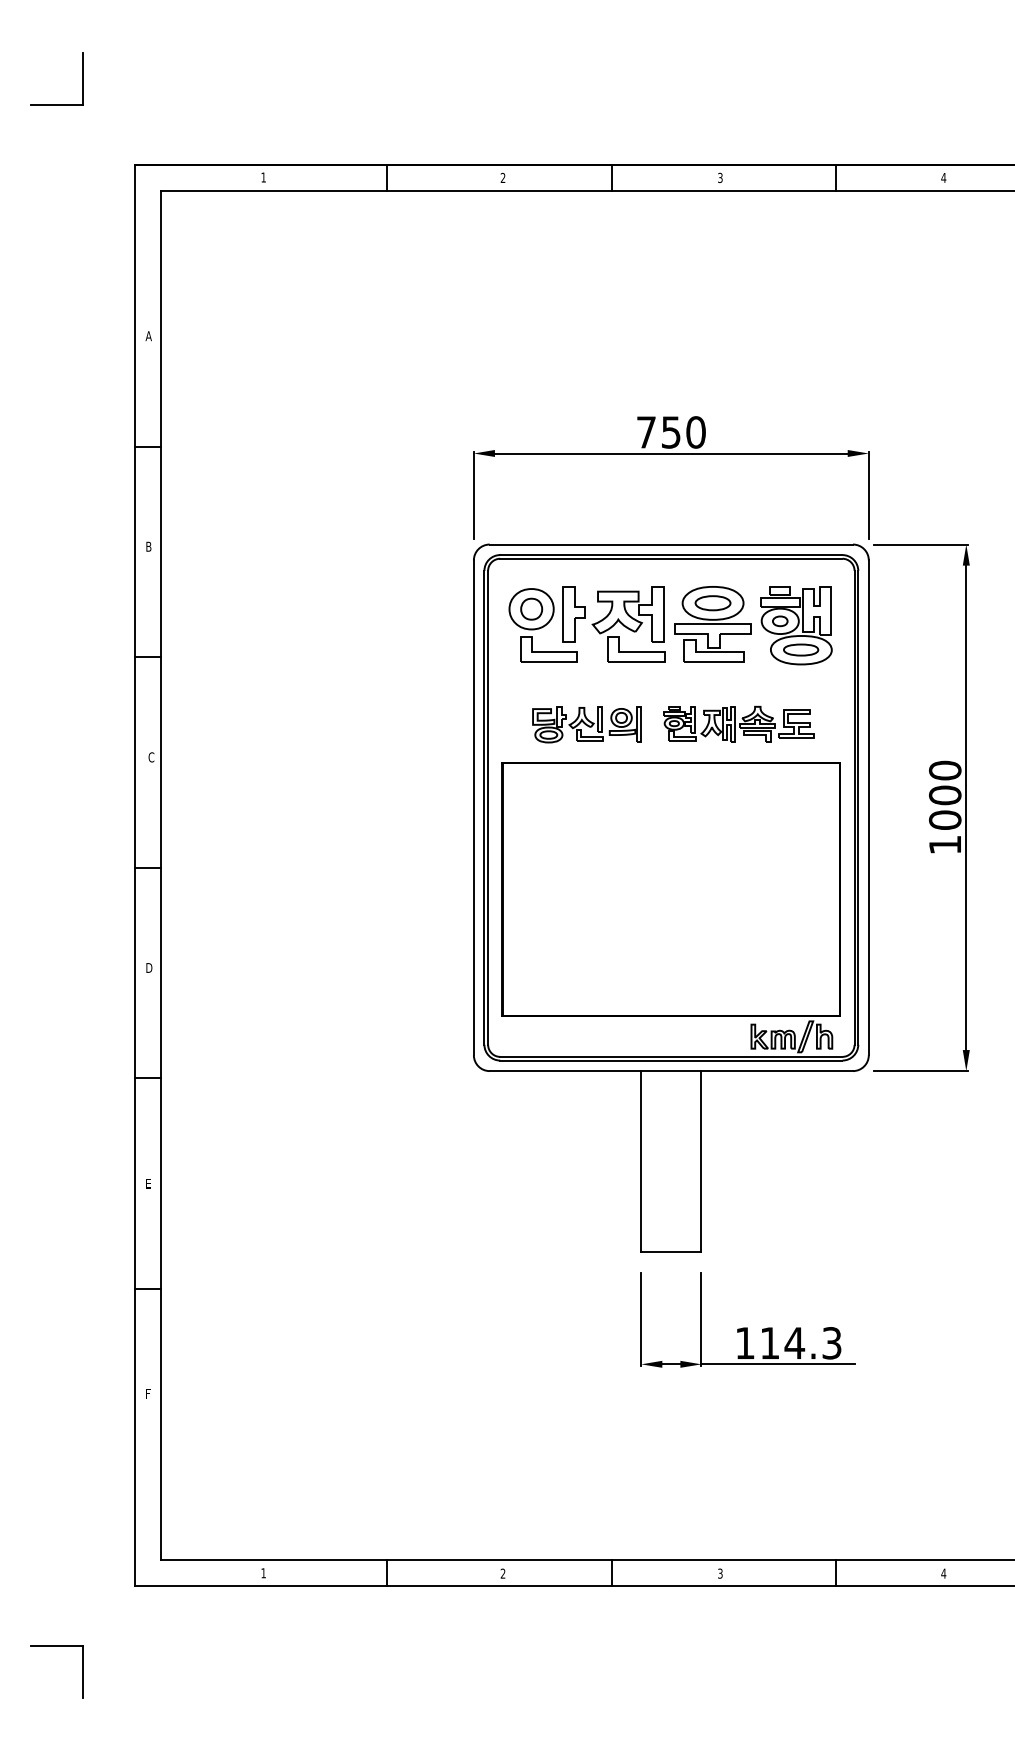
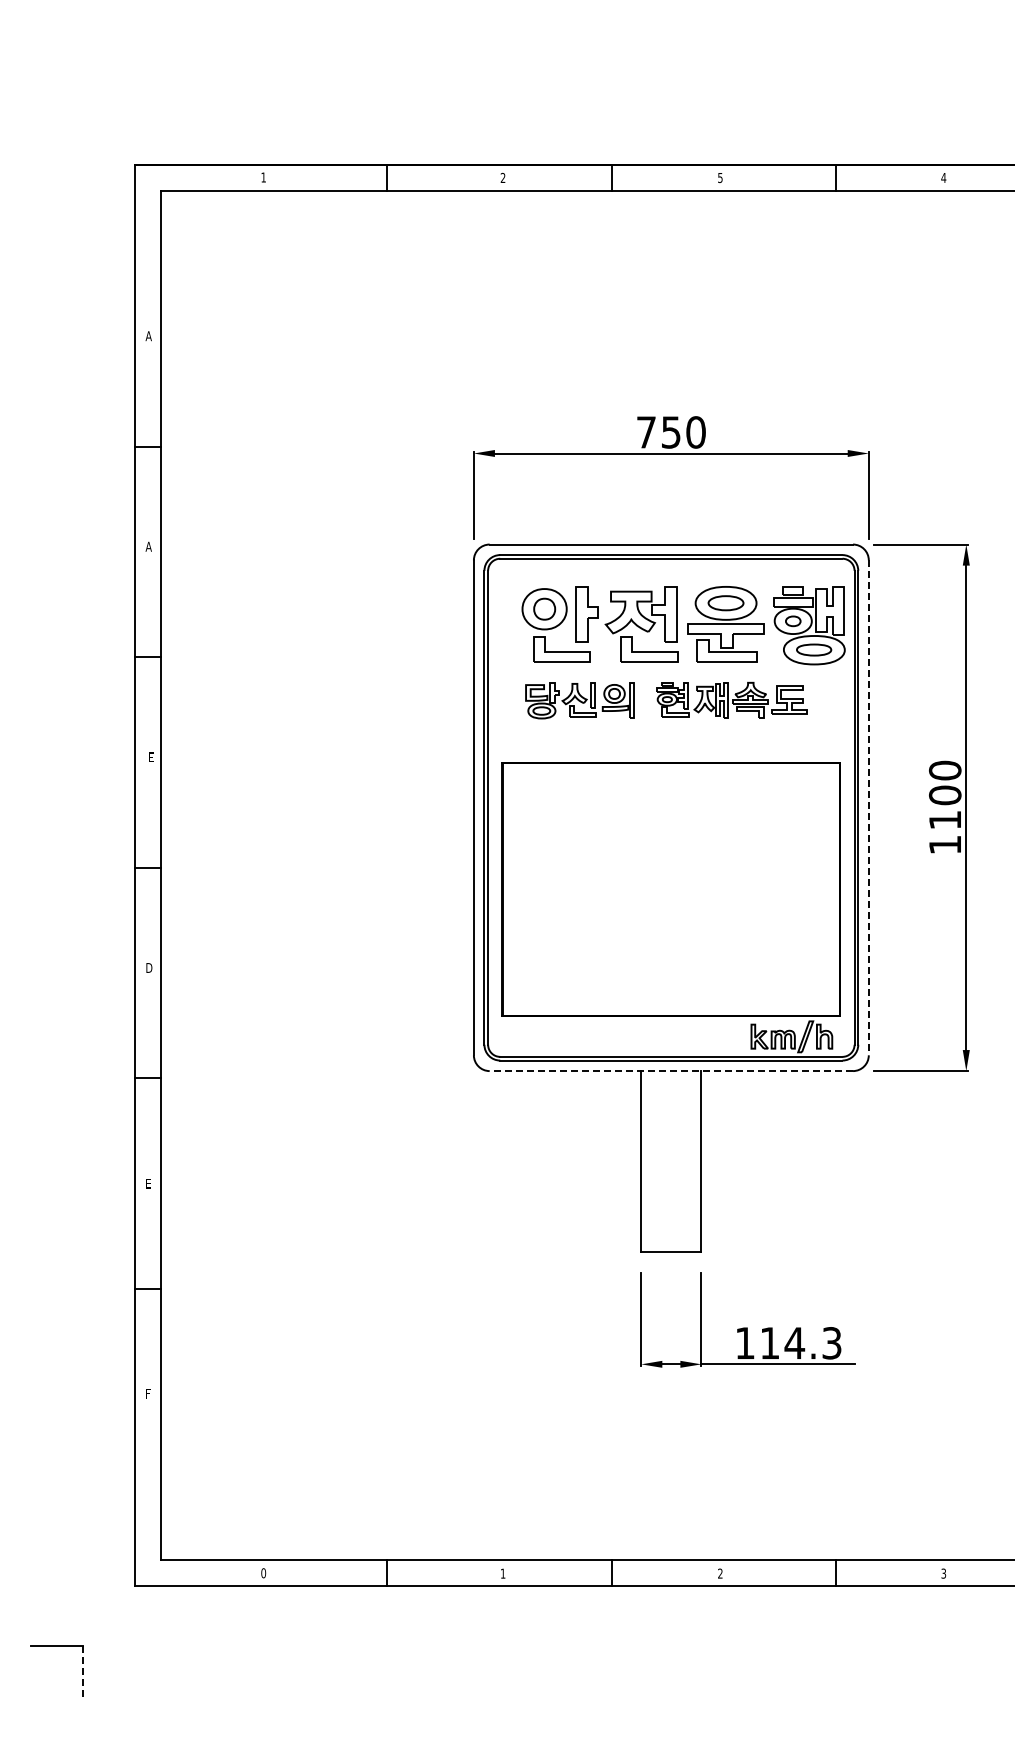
part: present -> none (82, 78)
text: 3 -> 5 (720, 176)
text: B -> A (148, 546)
part position: (670, 625) -> (683, 625) (683, 625)
part position: (673, 724) -> (666, 700) (666, 700)
text: C -> E (151, 757)
line: solid -> dashed (868, 808)
text: 1000 -> 1100 (945, 819)
line: solid -> dashed (671, 1071)
text: 1 -> 0 (263, 1573)
text: 2 -> 1 (502, 1573)
text: 3 -> 2 (720, 1573)
text: 4 -> 3 (943, 1573)
line: solid -> dashed (83, 1672)
